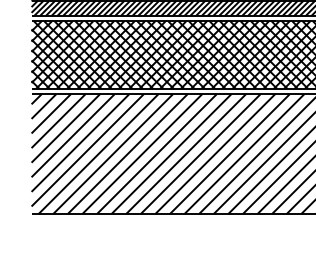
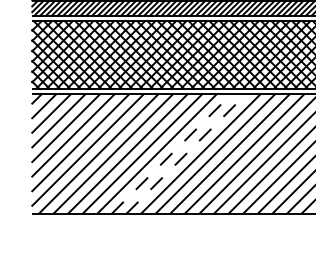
line: solid -> dashed (171, 154)
line: solid -> dashed (186, 154)
